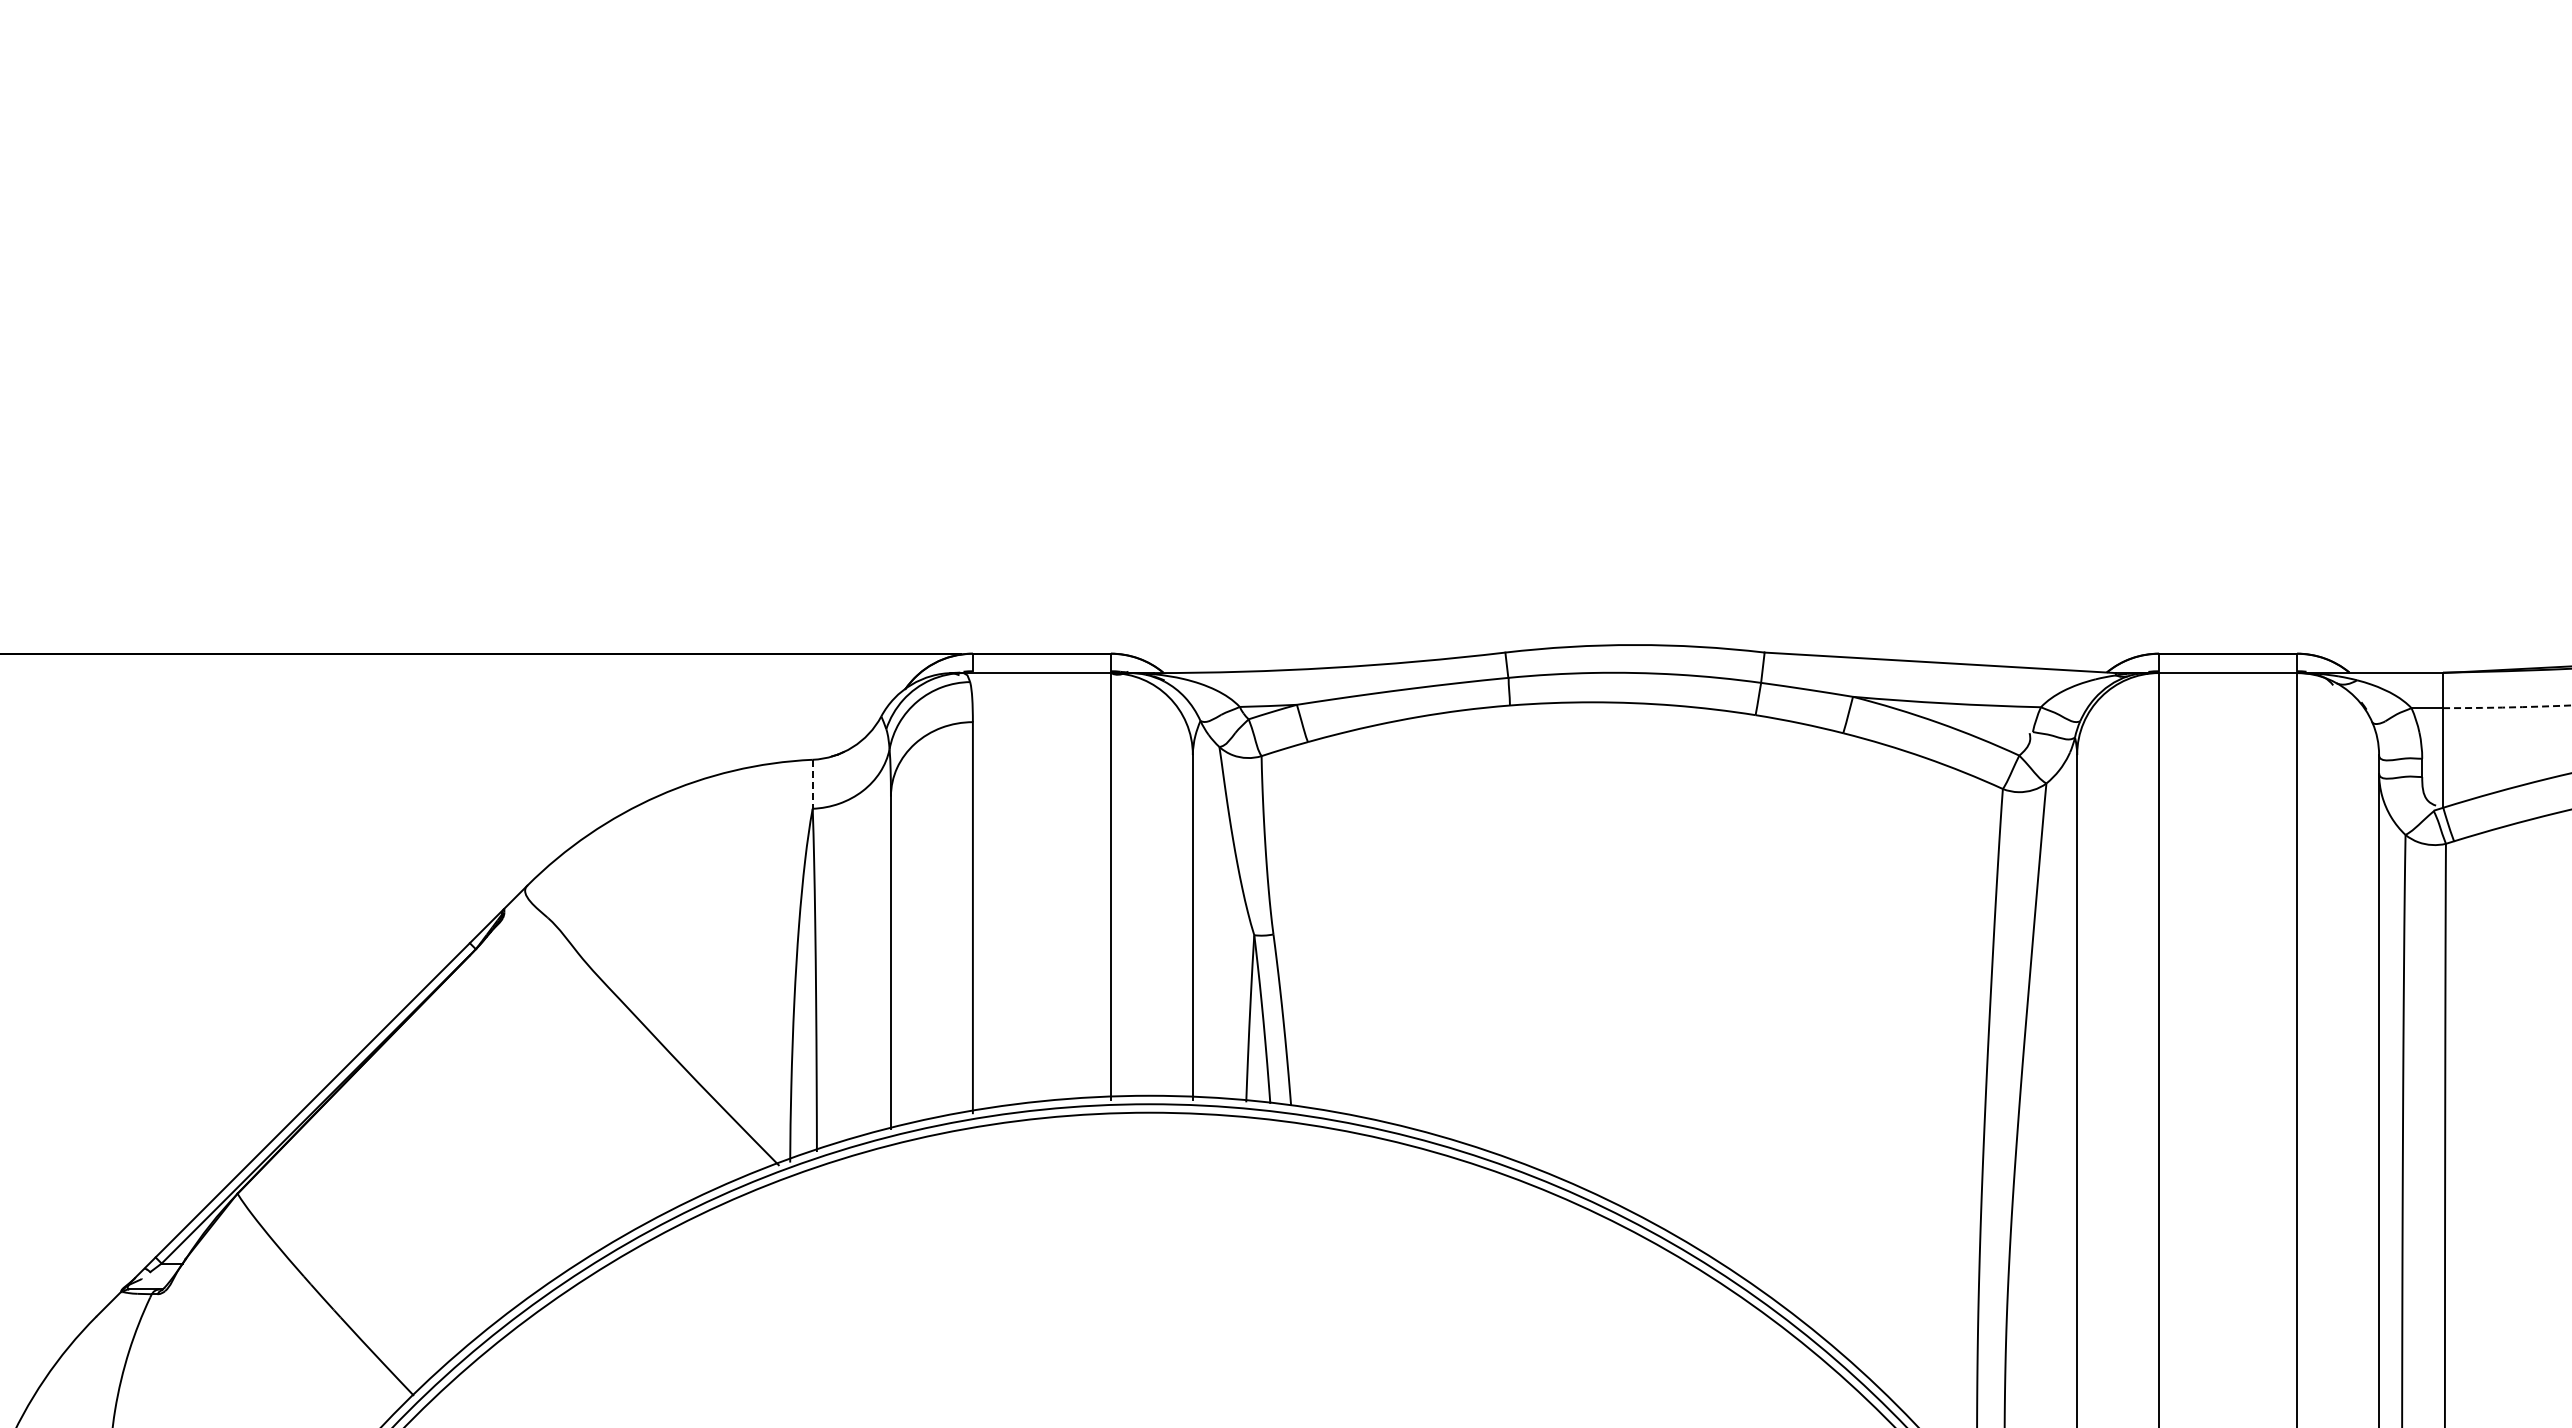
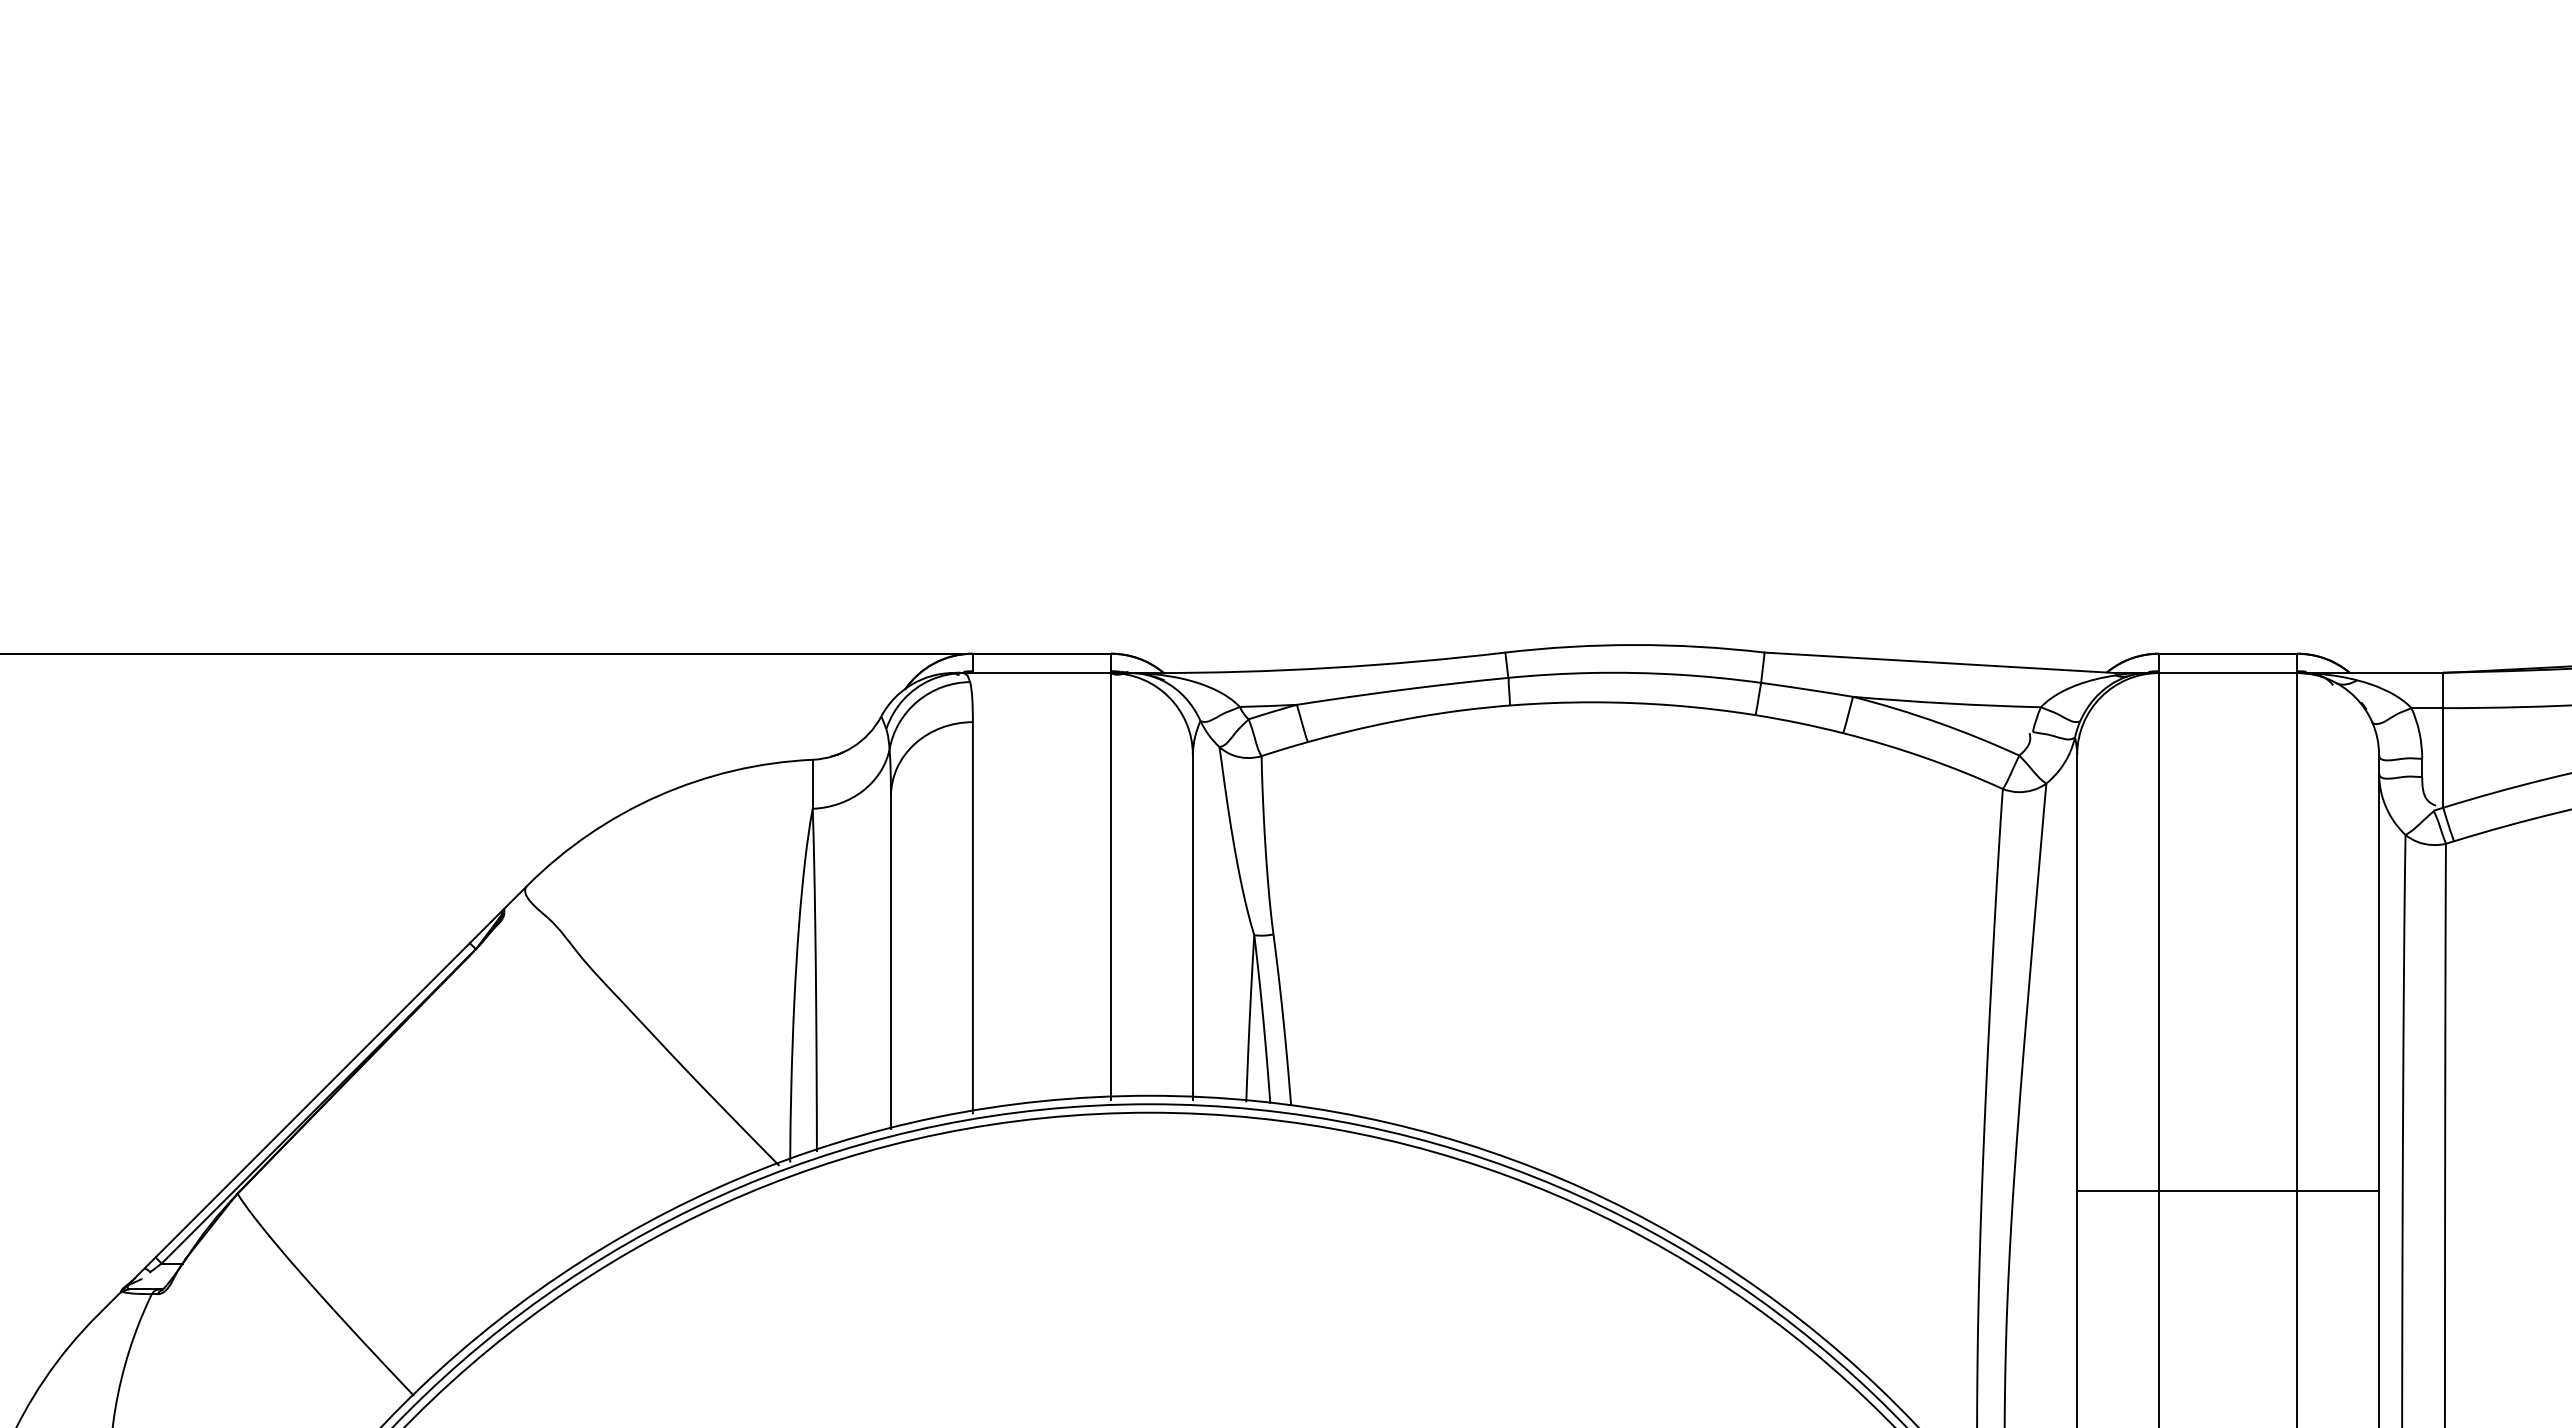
arc: dashed -> solid (2508, 707)
line: dashed -> solid (812, 784)
line: none -> present (2228, 1190)
